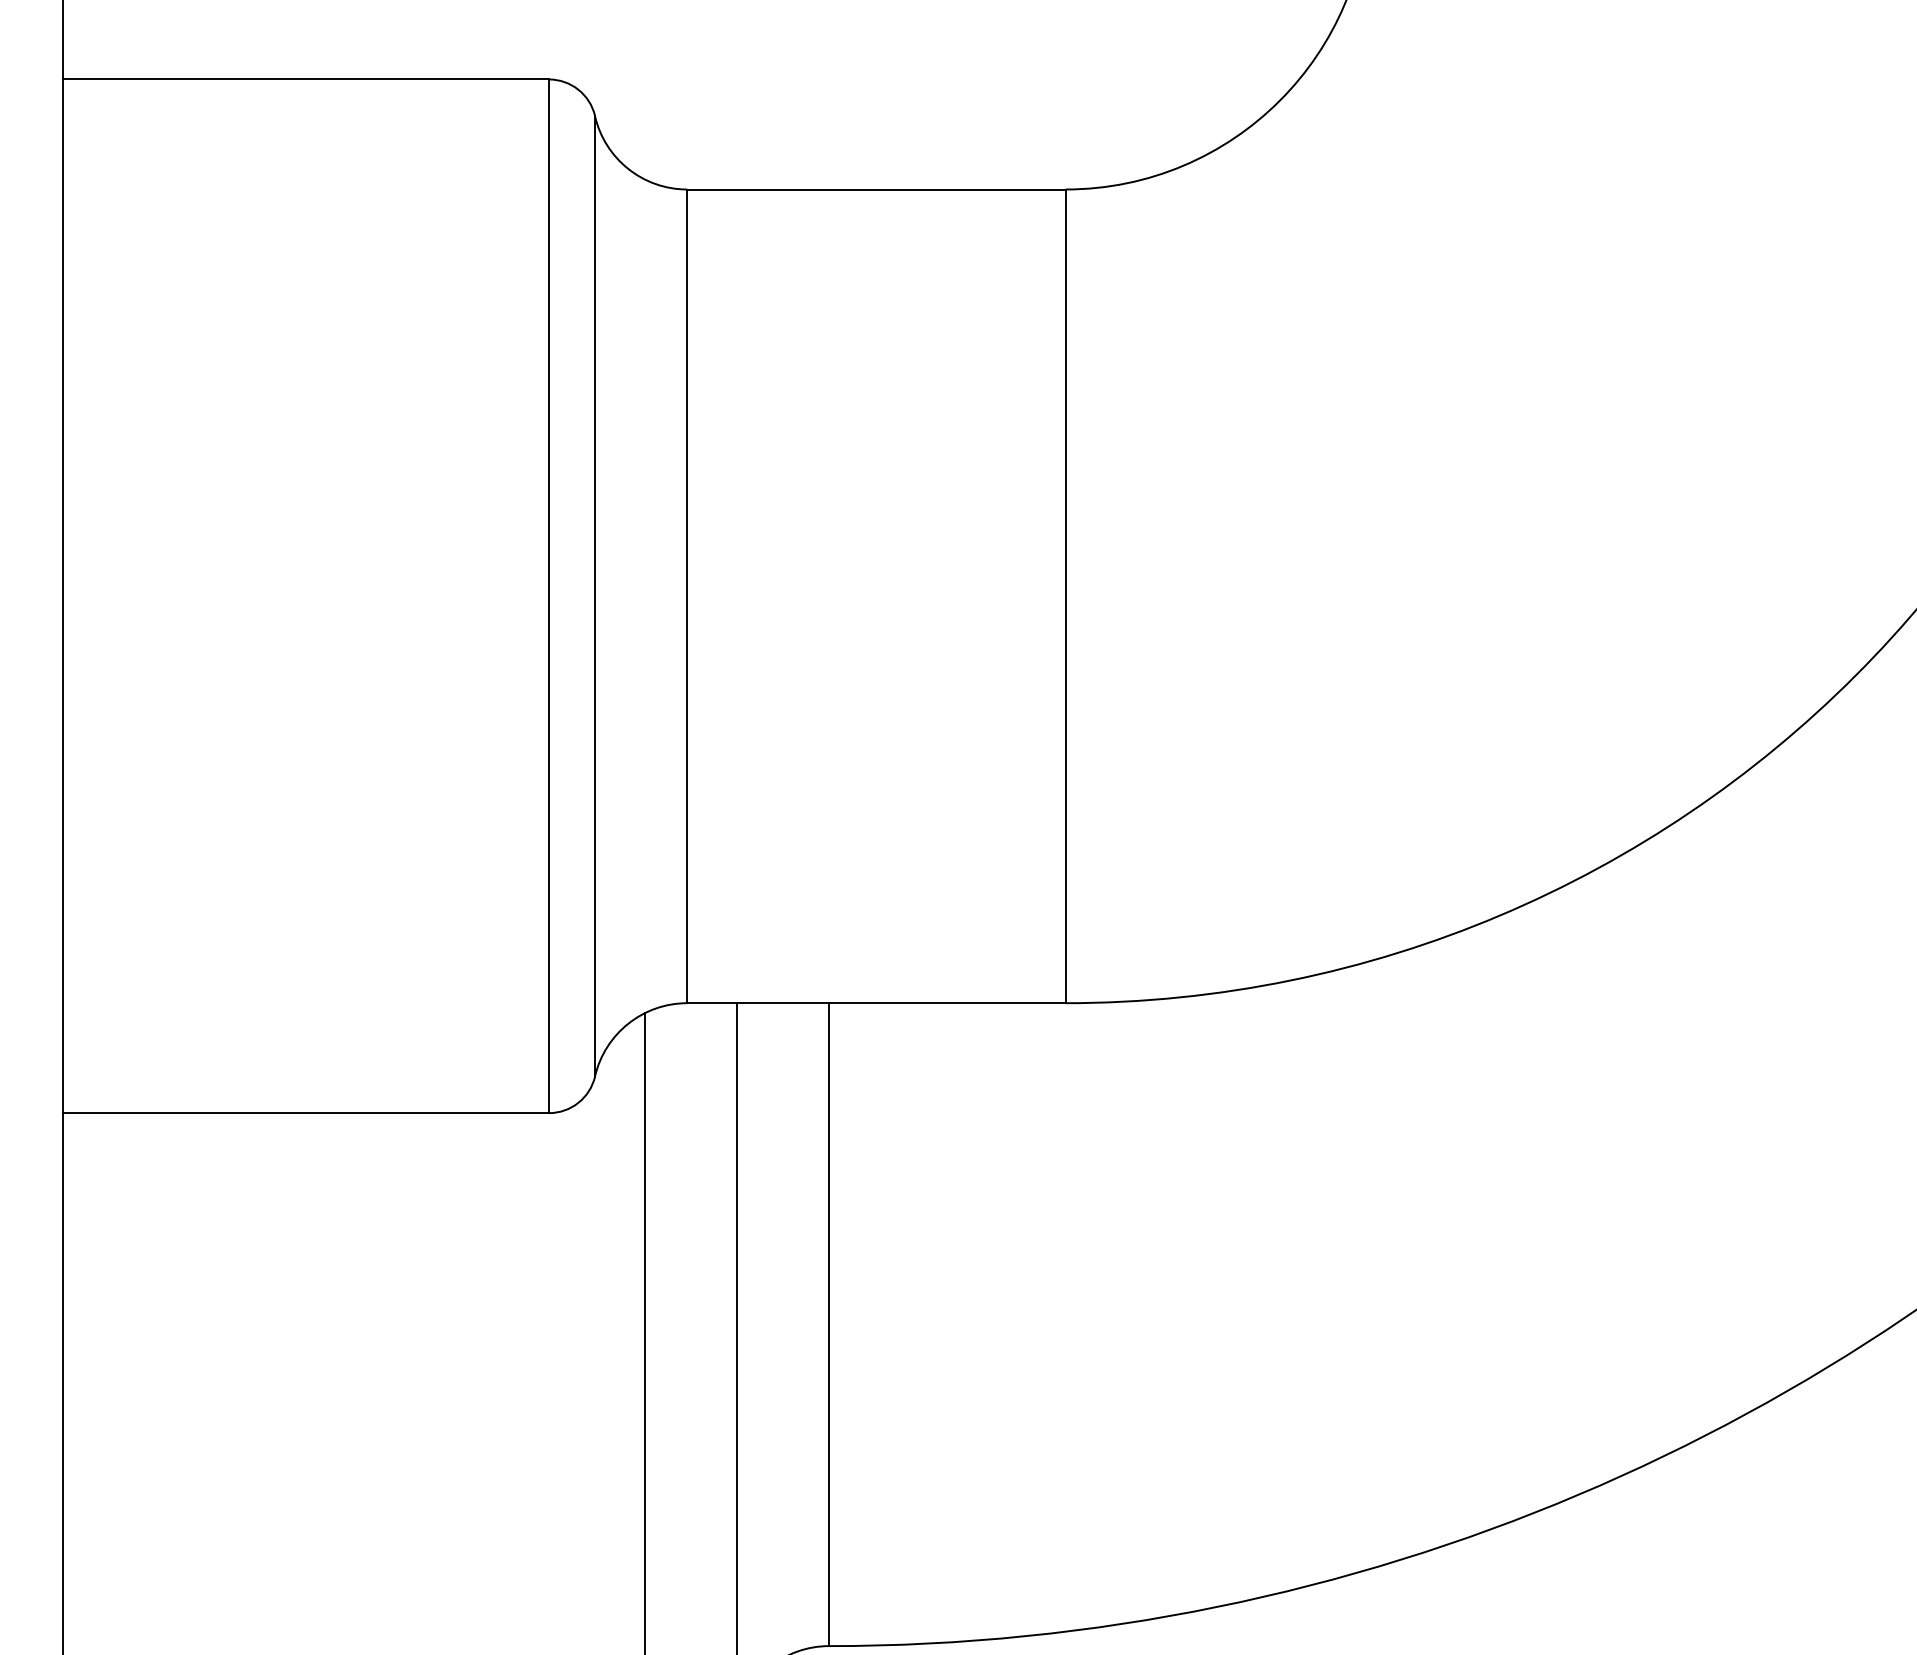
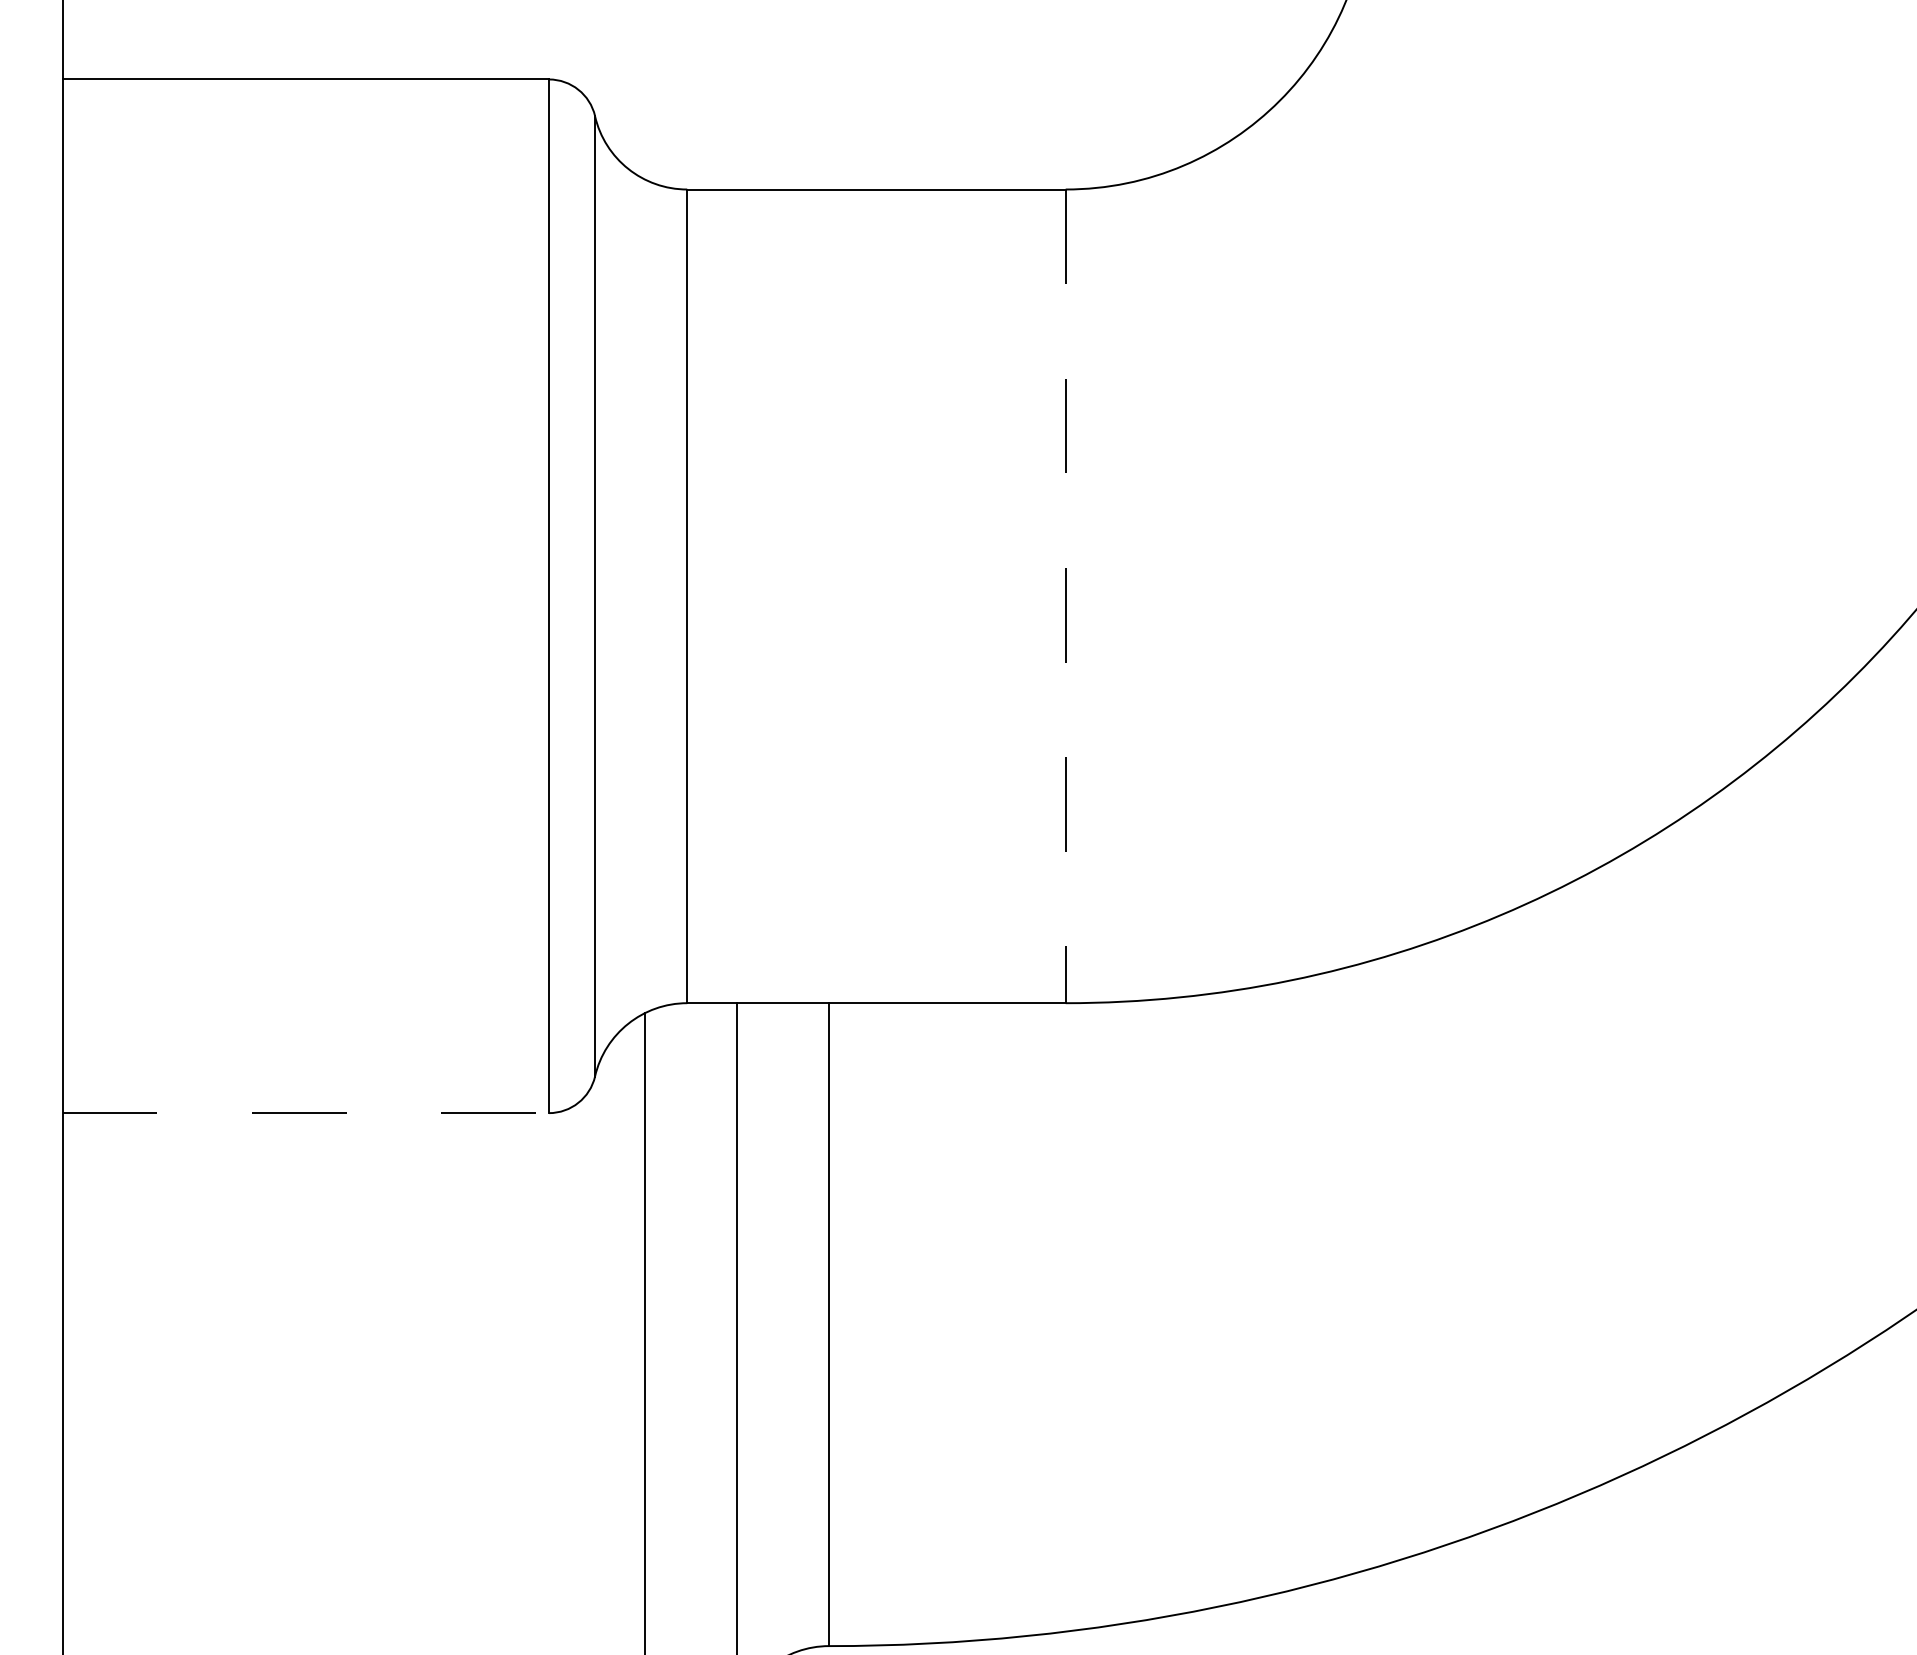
line: solid -> dashed (1065, 596)
line: solid -> dashed (306, 1113)
